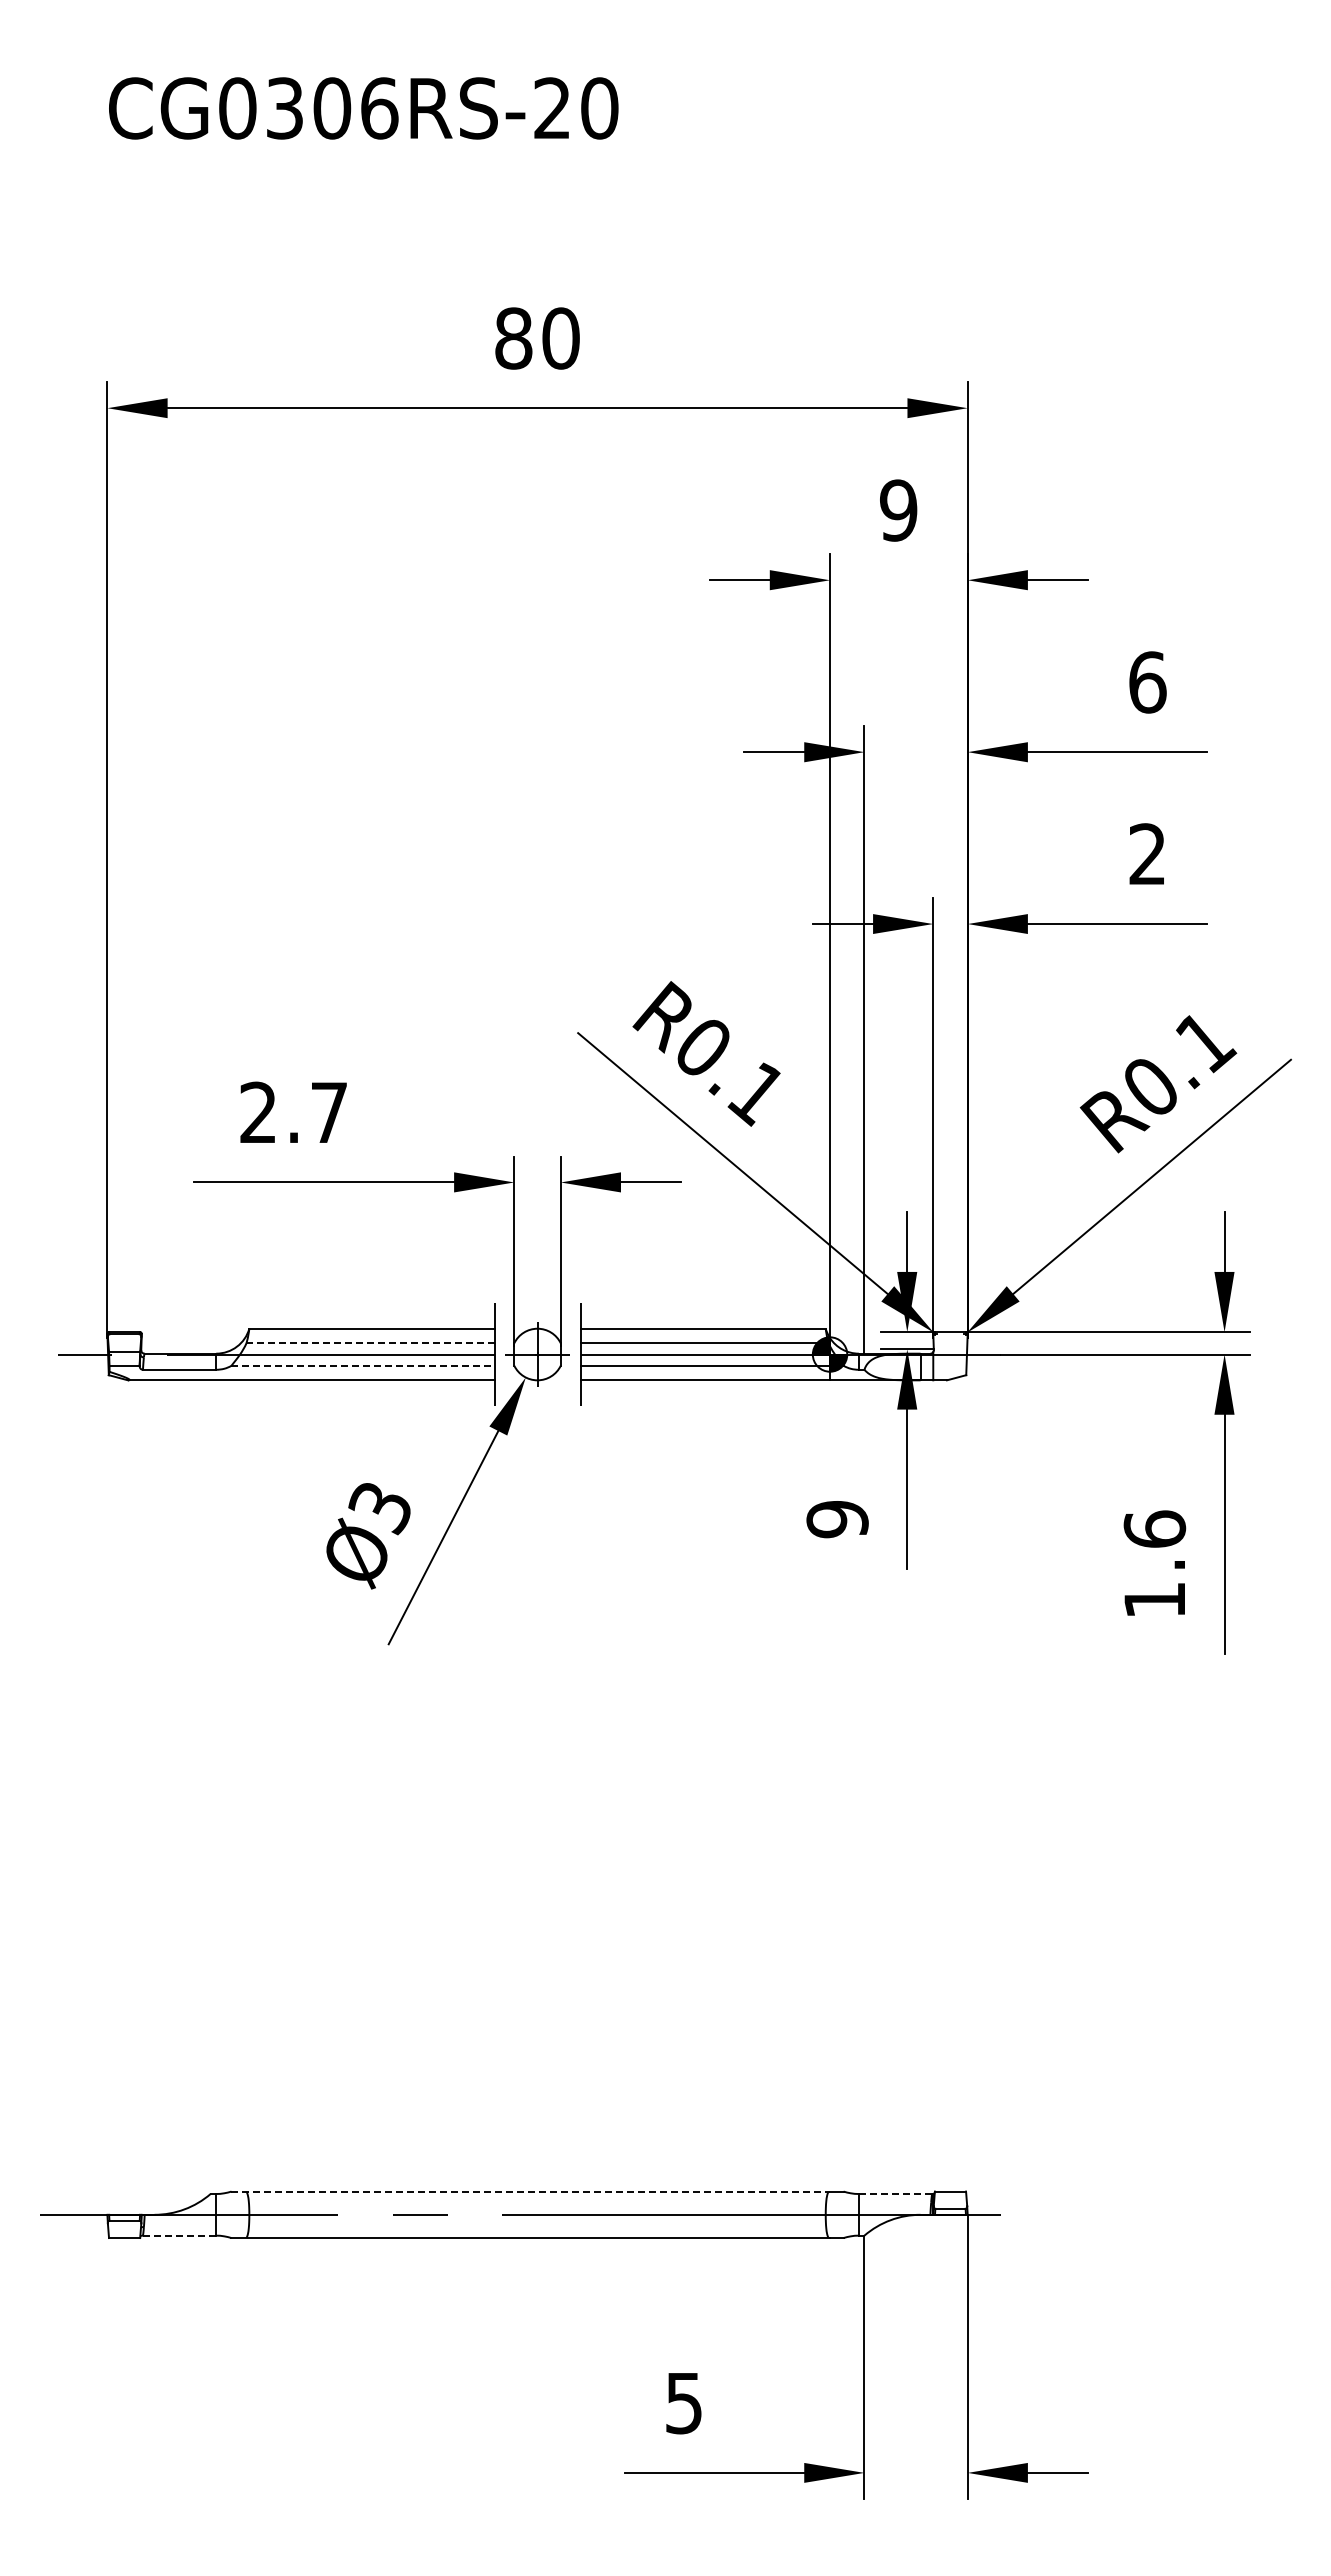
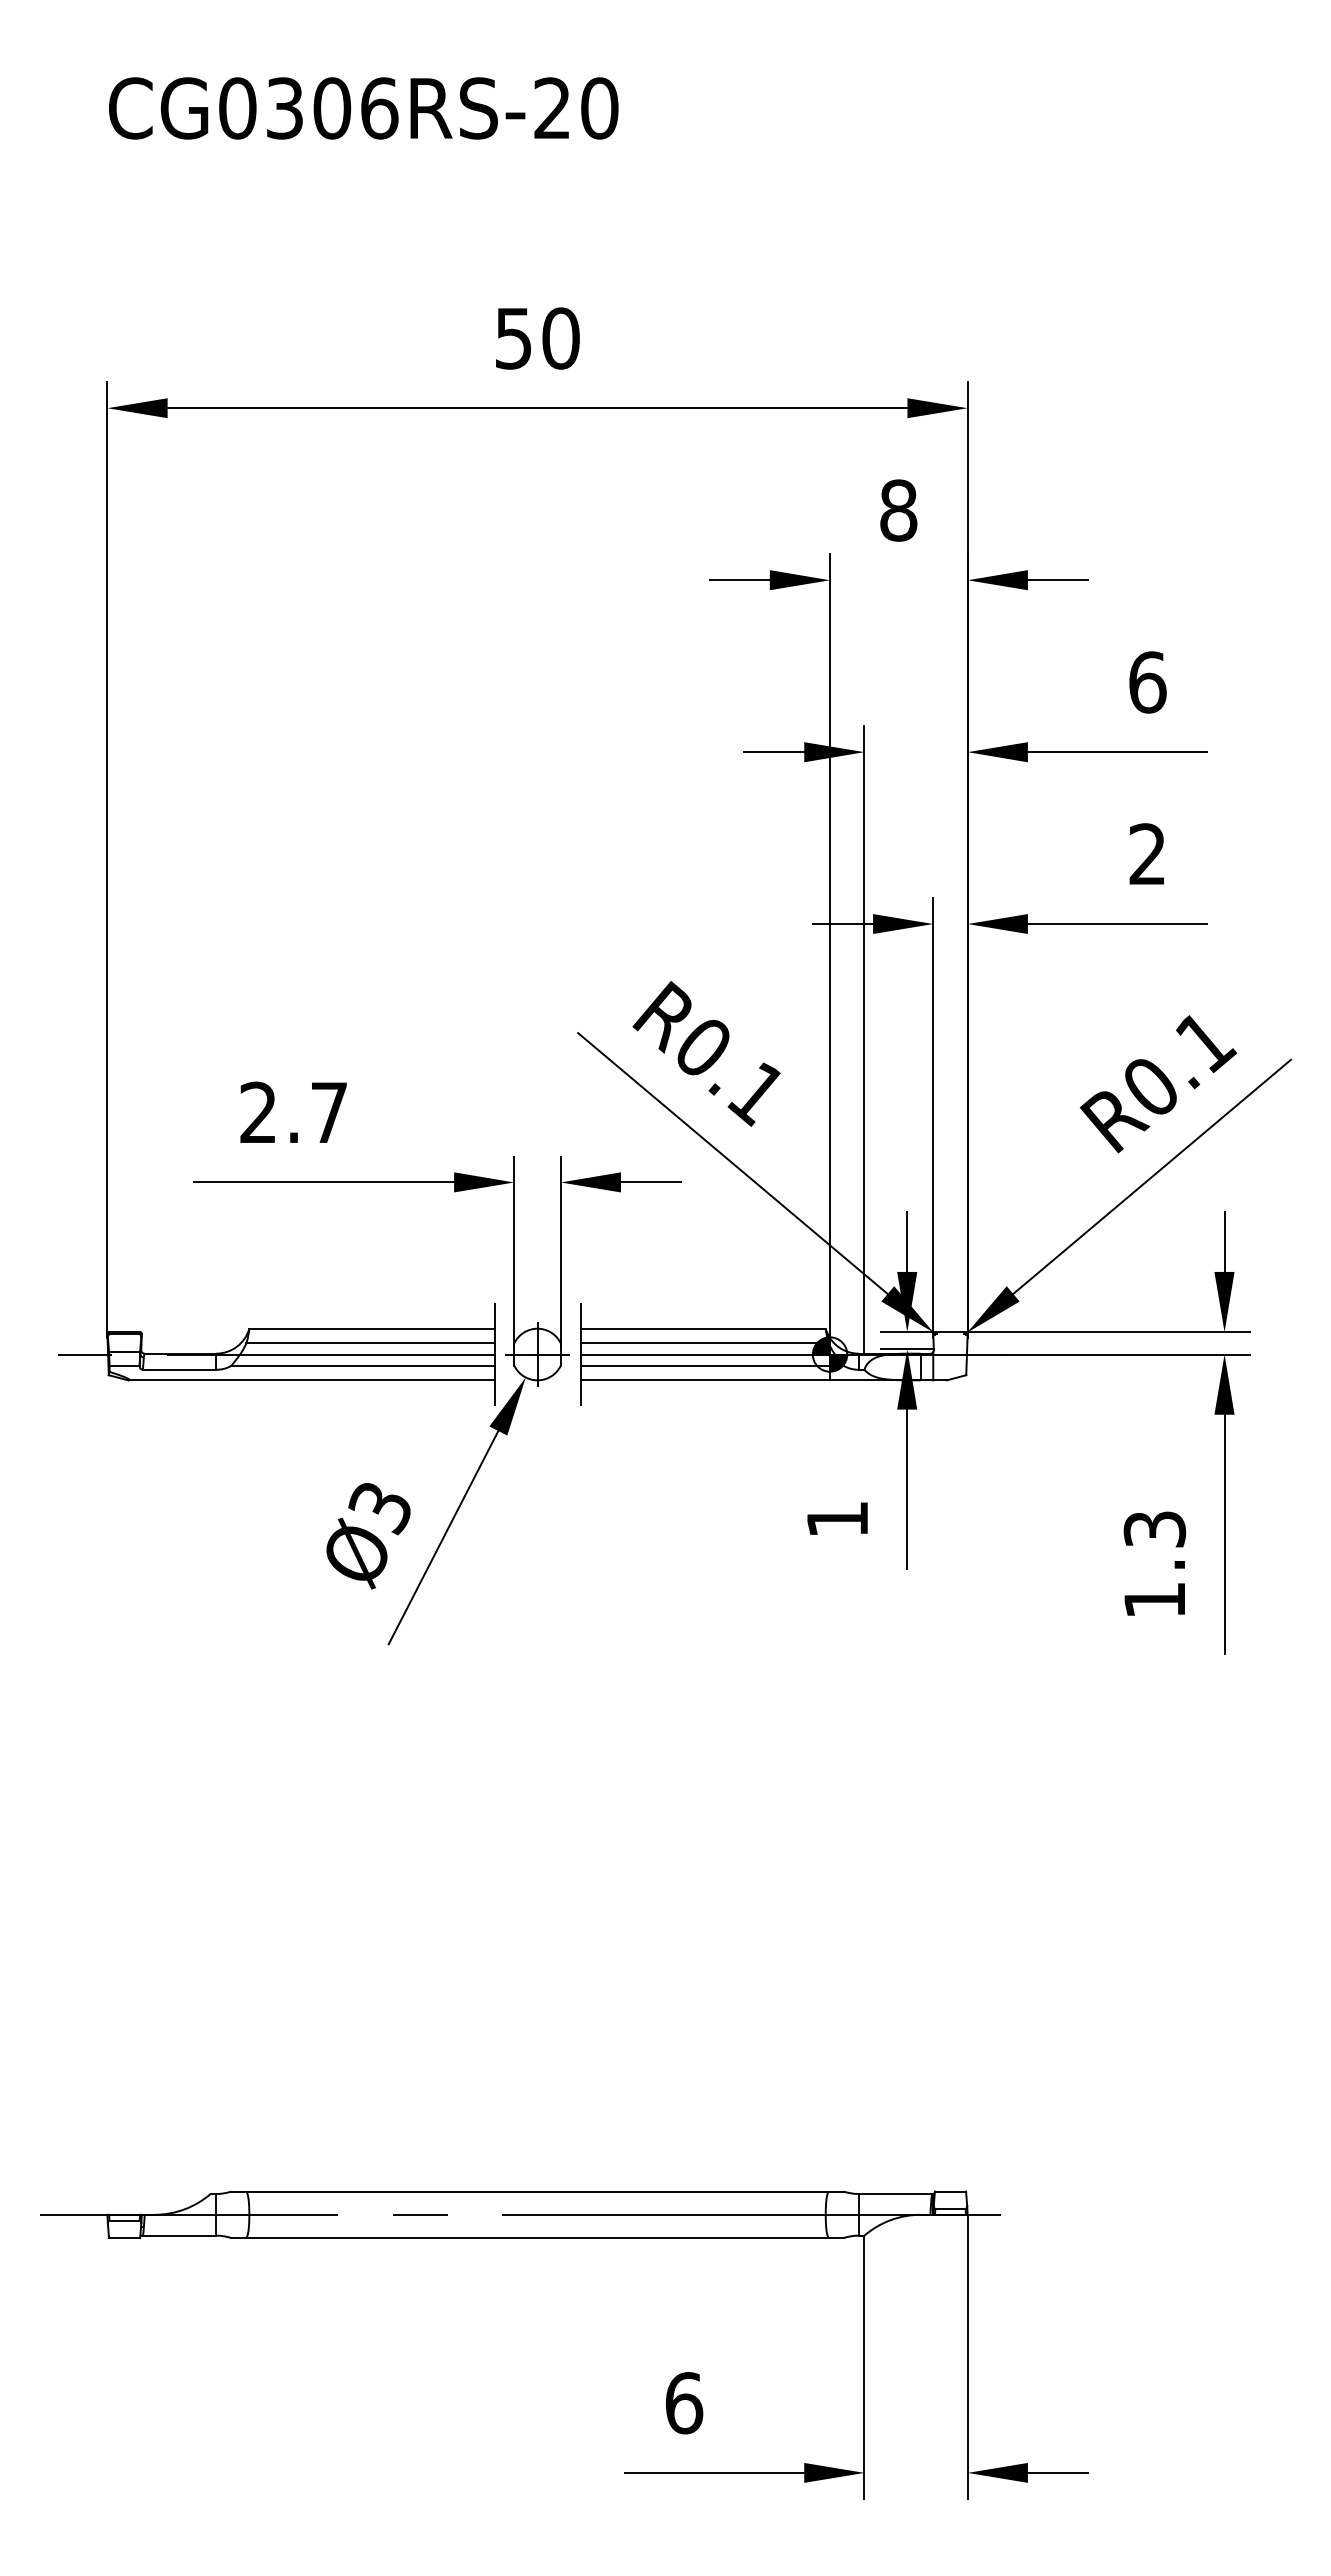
text: 80 -> 50 (513, 338)
text: 9 -> 8 (898, 510)
line: dashed -> solid (370, 1343)
line: dashed -> solid (363, 1365)
text: 9 -> 1 (837, 1519)
text: 1.6 -> 1.3 (1154, 1528)
line: dashed -> solid (531, 2191)
line: dashed -> solid (895, 2194)
line: dashed -> solid (179, 2235)
text: 5 -> 6 (684, 2403)
